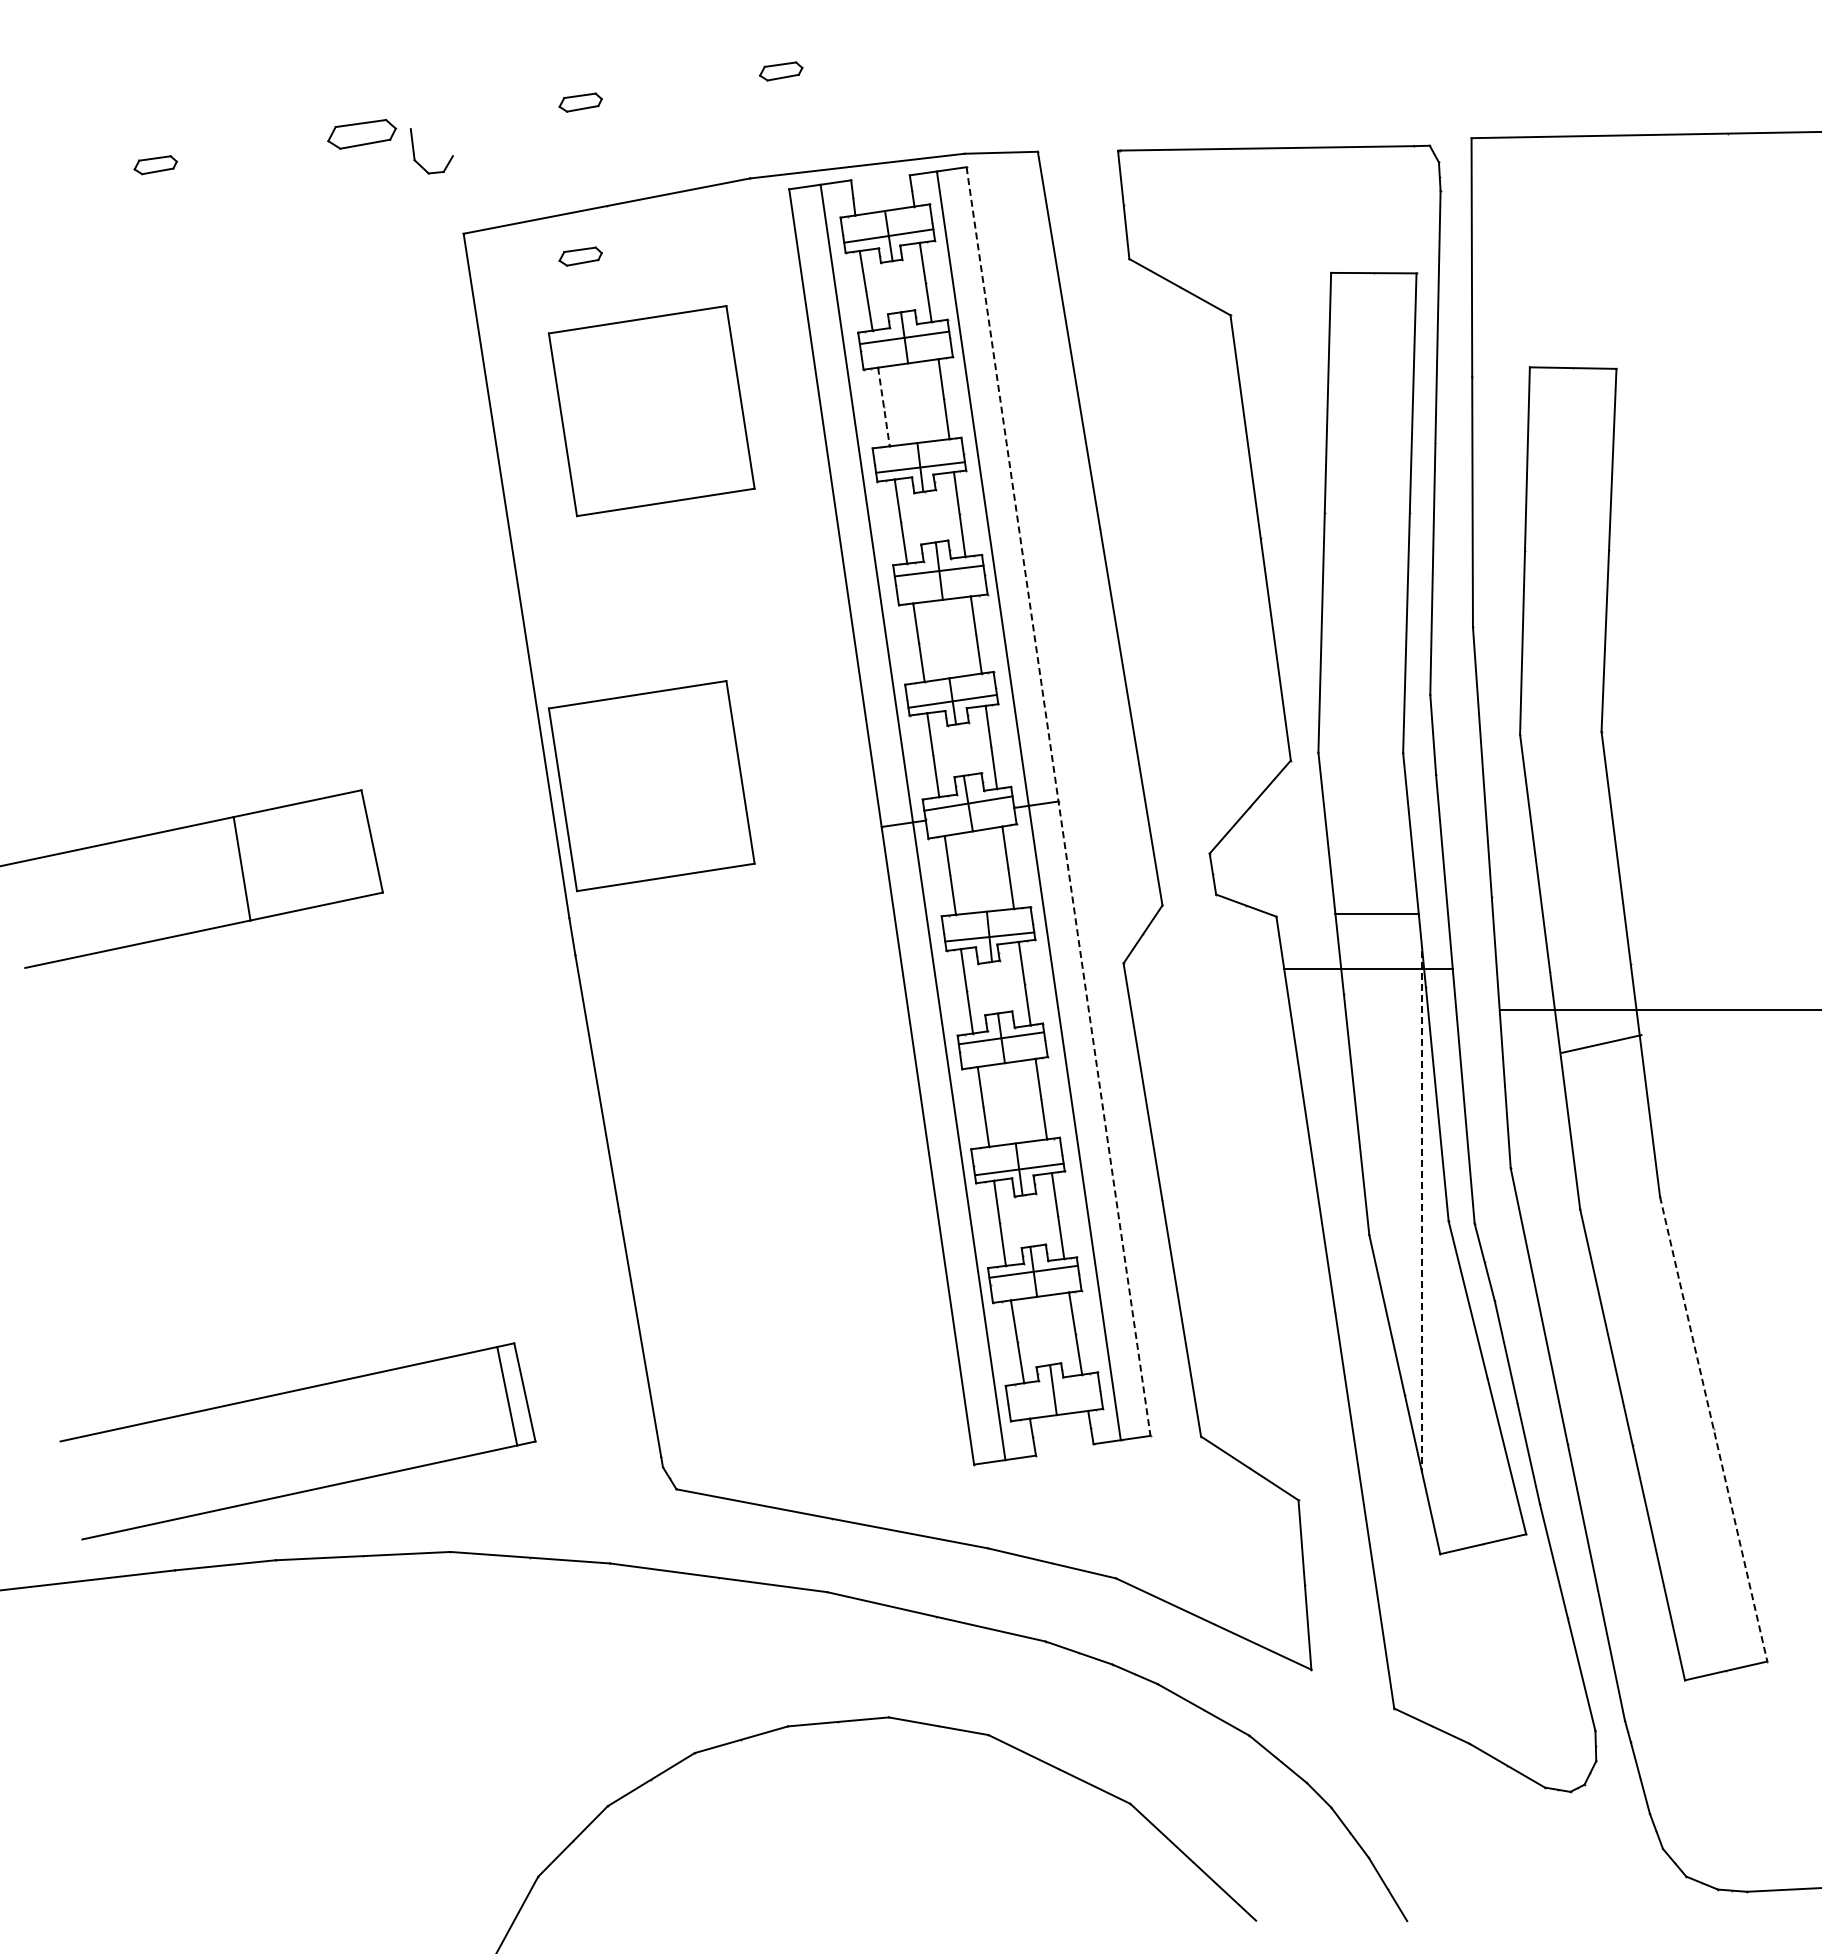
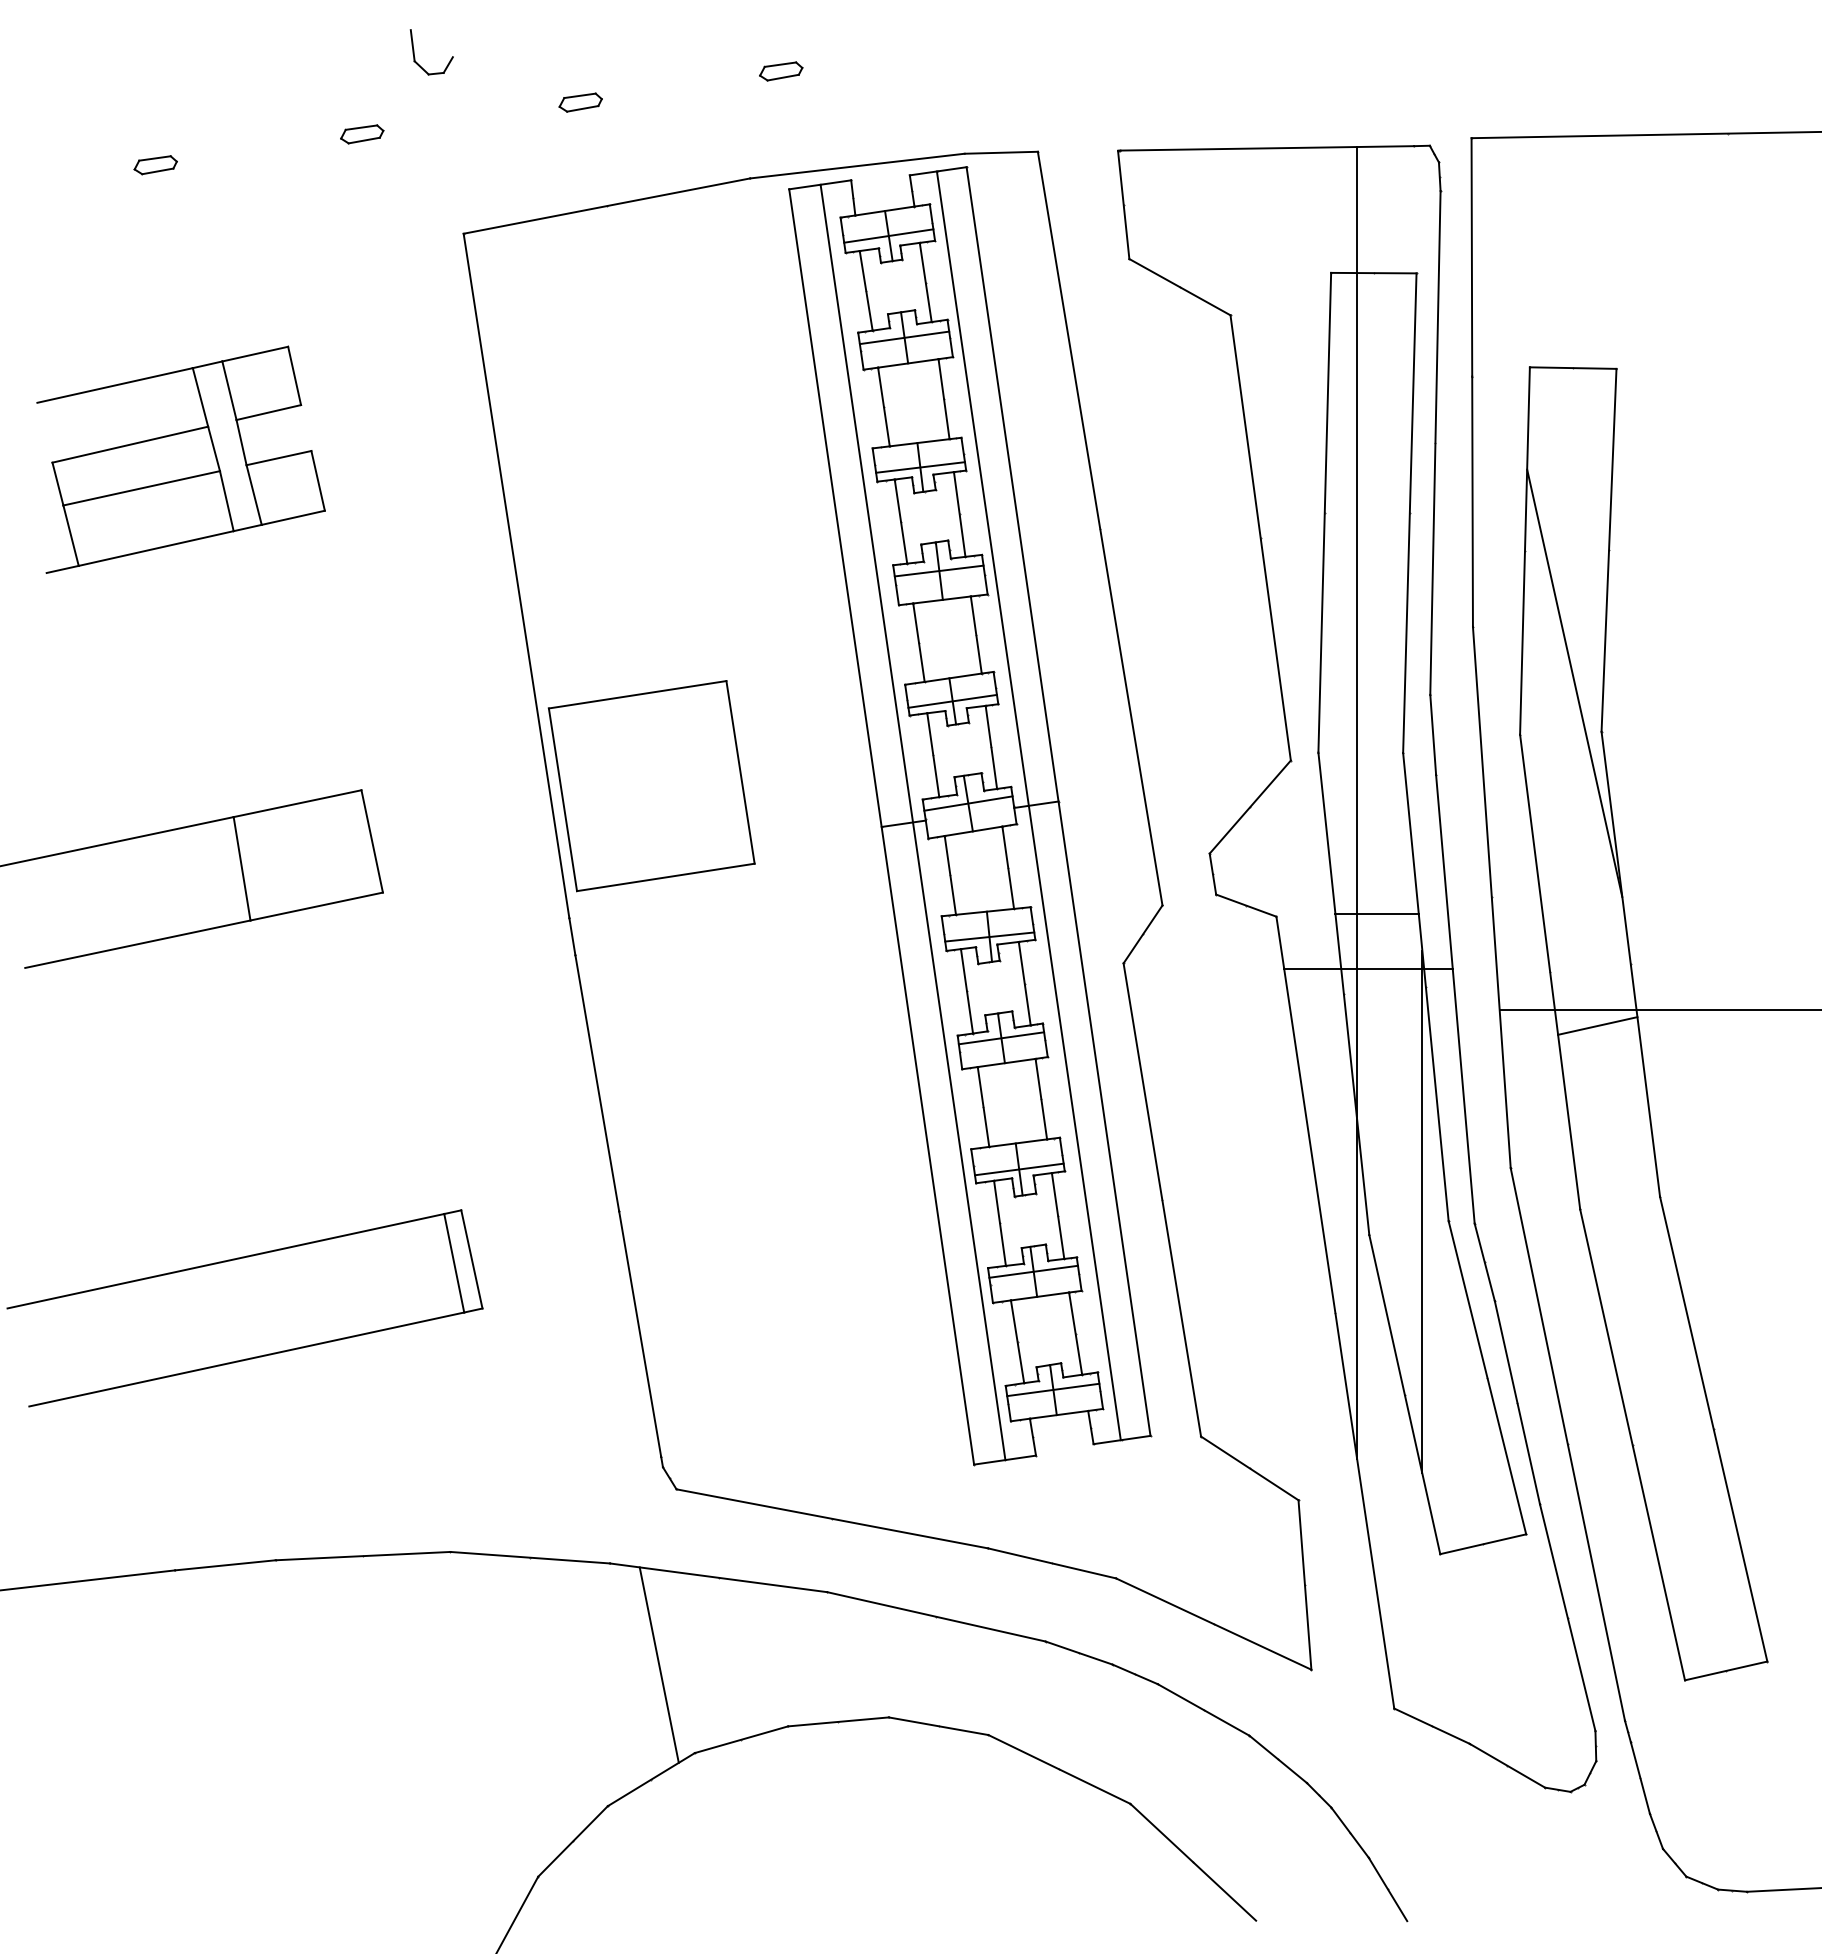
part size: 70x31 px -> 45x21 px (362, 134)
part position: (415, 156) -> (415, 57) (415, 57)
part: present -> none (580, 256)
line: dashed -> solid (883, 407)
part: present -> none (651, 411)
part: none -> present (180, 459)
line: none -> present (1574, 682)
line: dashed -> solid (1058, 801)
line: none -> present (1357, 802)
line position: (1601, 1043) -> (1597, 1025) (1597, 1025)
line: dashed -> solid (1422, 1212)
line: none -> present (1053, 1389)
part position: (288, 1393) -> (235, 1260) (235, 1260)
line: dashed -> solid (1713, 1429)
line: none -> present (658, 1664)
